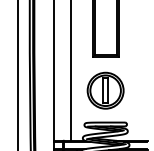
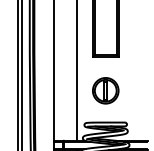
line position: (70, 71) -> (76, 71) (76, 71)
line: none -> present (22, 74)
part size: 39x39 px -> 28x28 px (105, 90)
